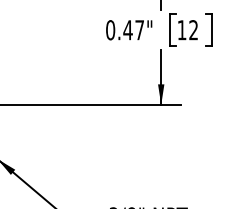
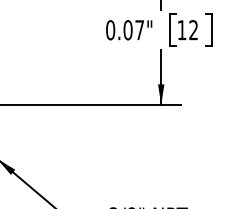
text: 0.47" -> 0.07" (127, 30)
